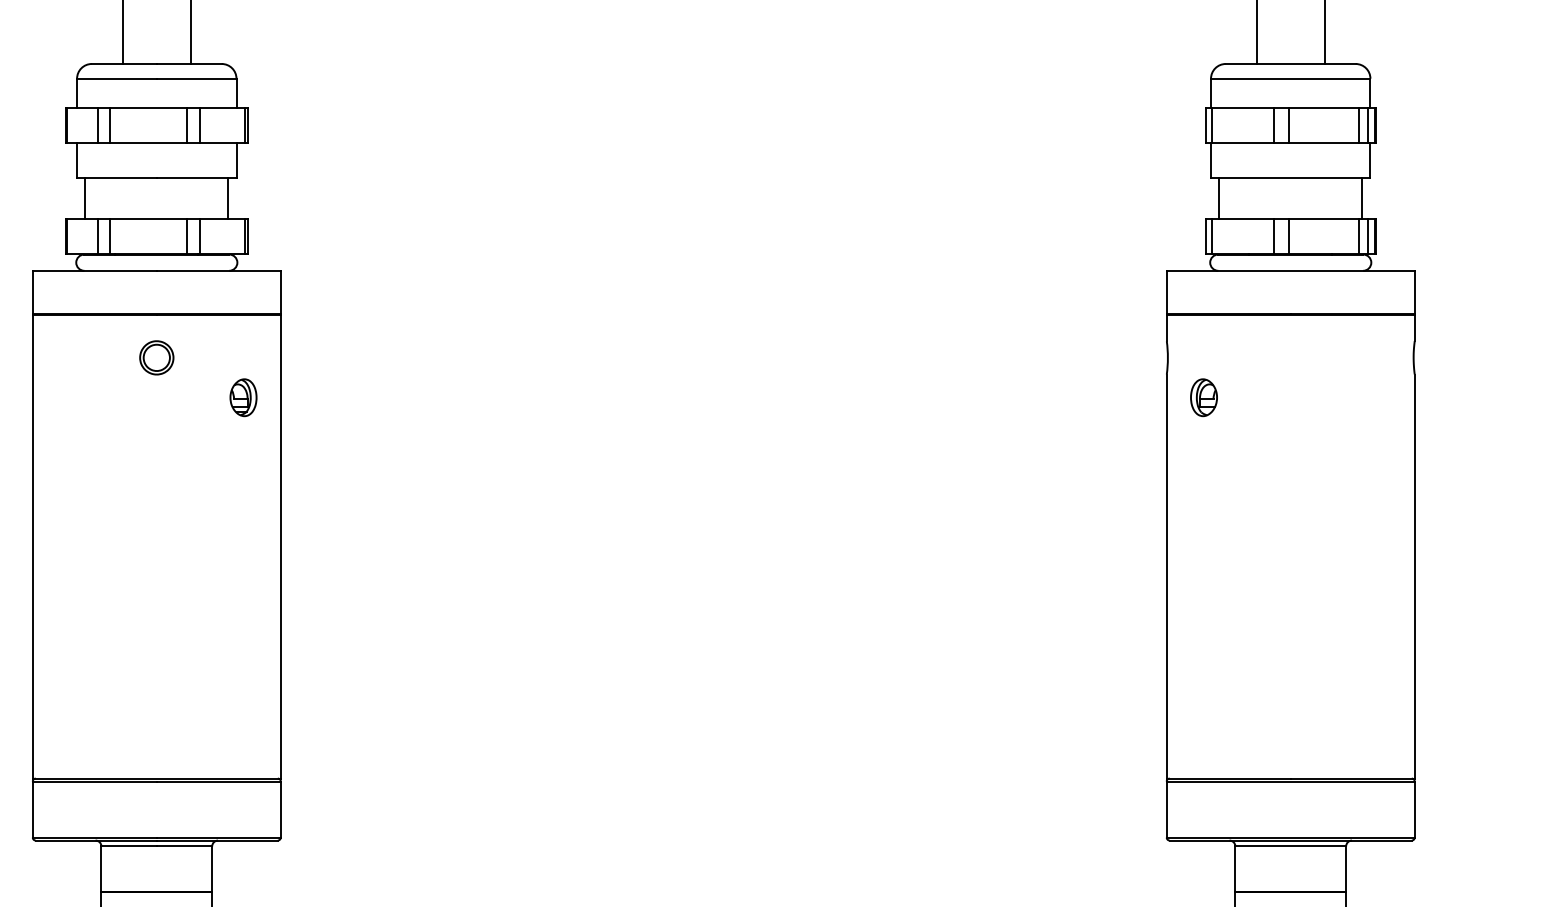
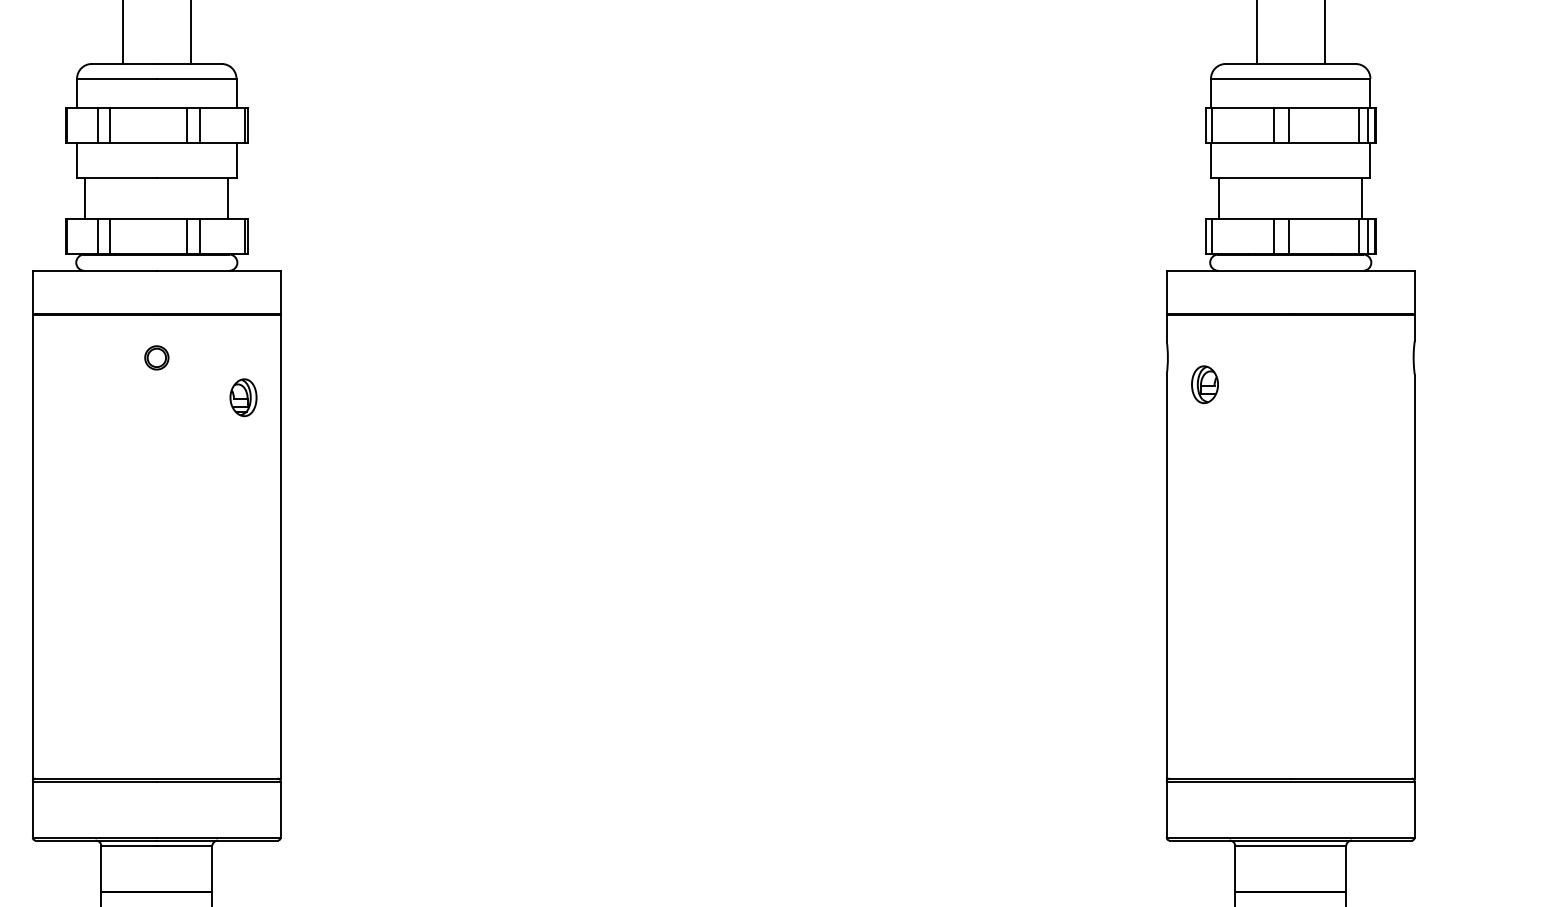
part size: 36x36 px -> 26x26 px (156, 357)
part position: (1203, 397) -> (1204, 384) (1204, 384)
